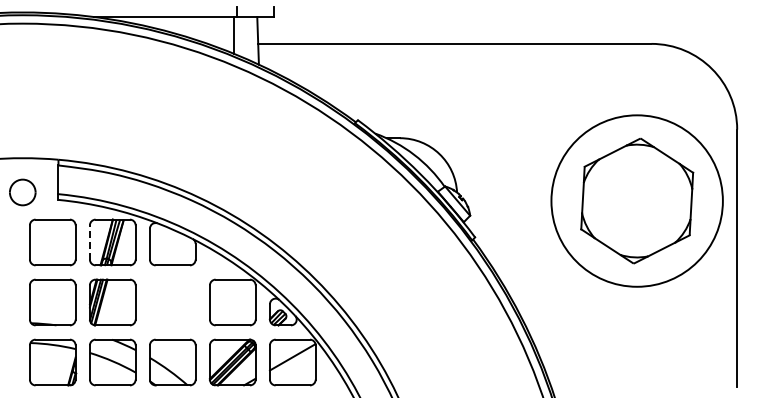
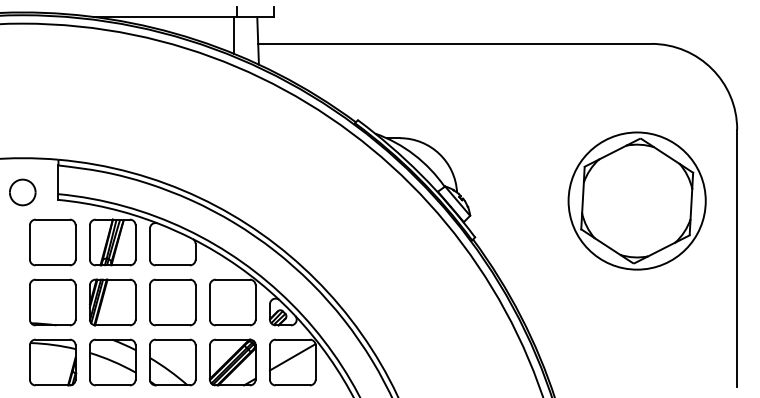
circle diameter: 171 px -> 137 px (636, 200)
line: dashed -> solid (89, 242)
part: none -> present (172, 302)
